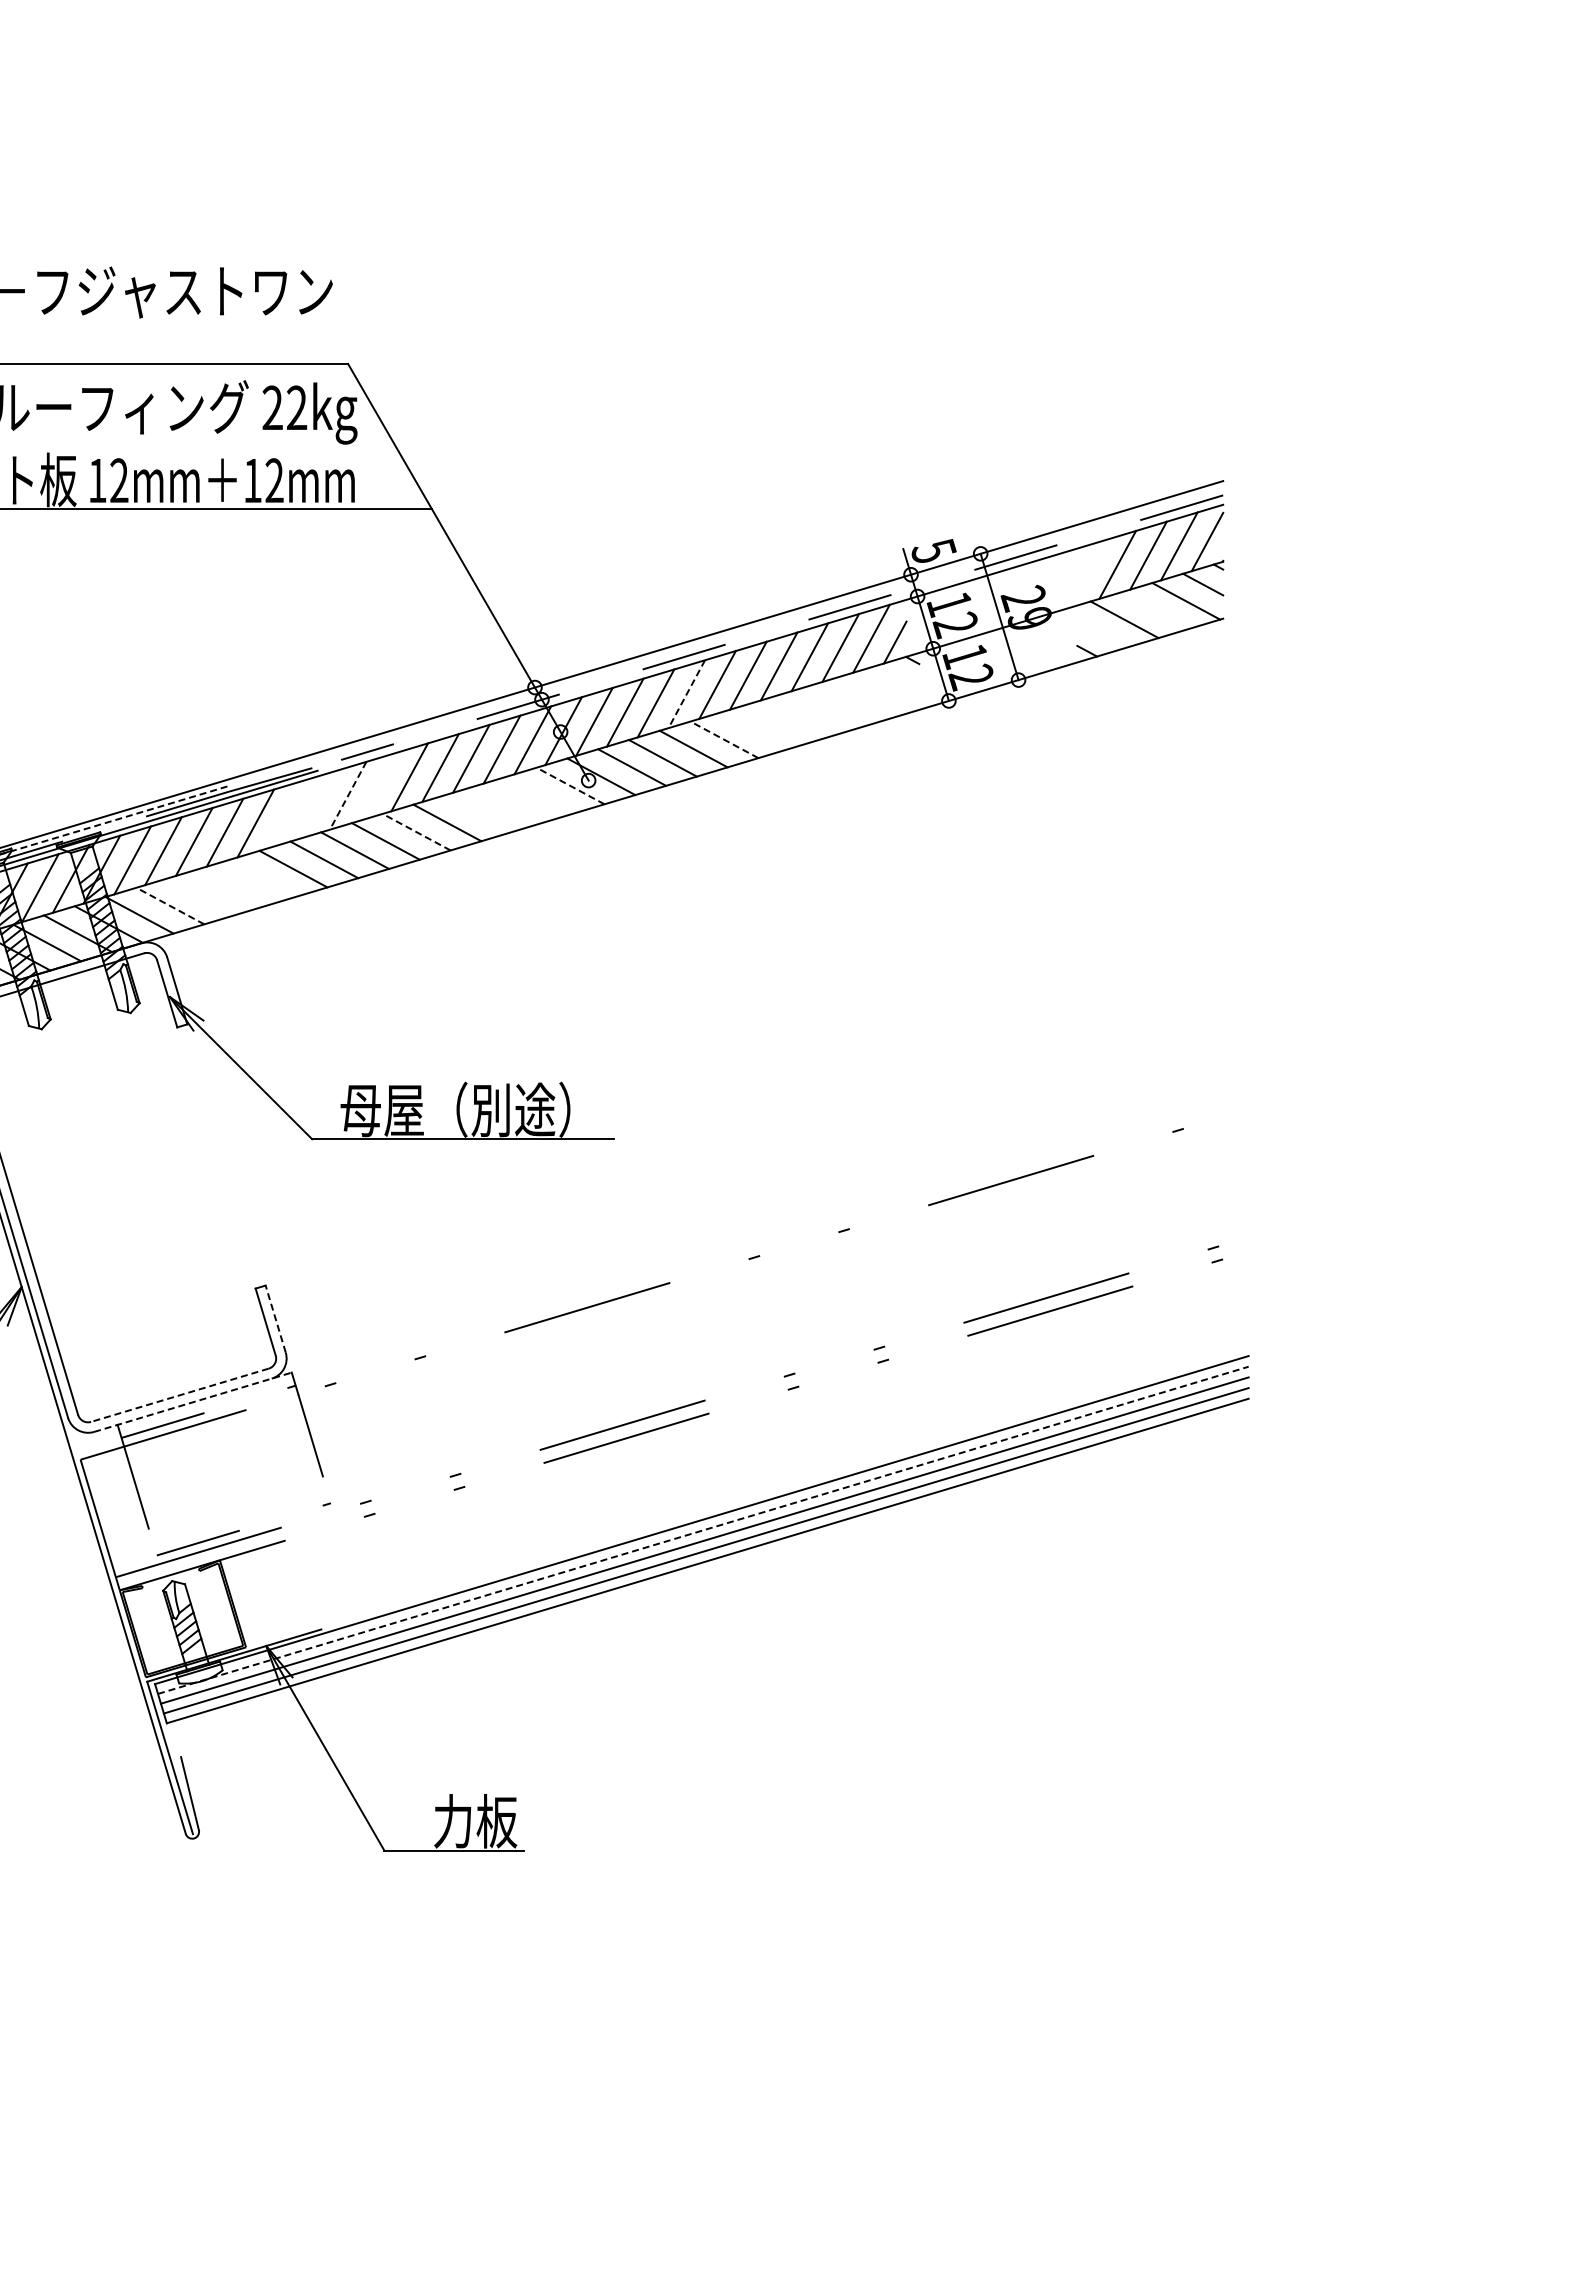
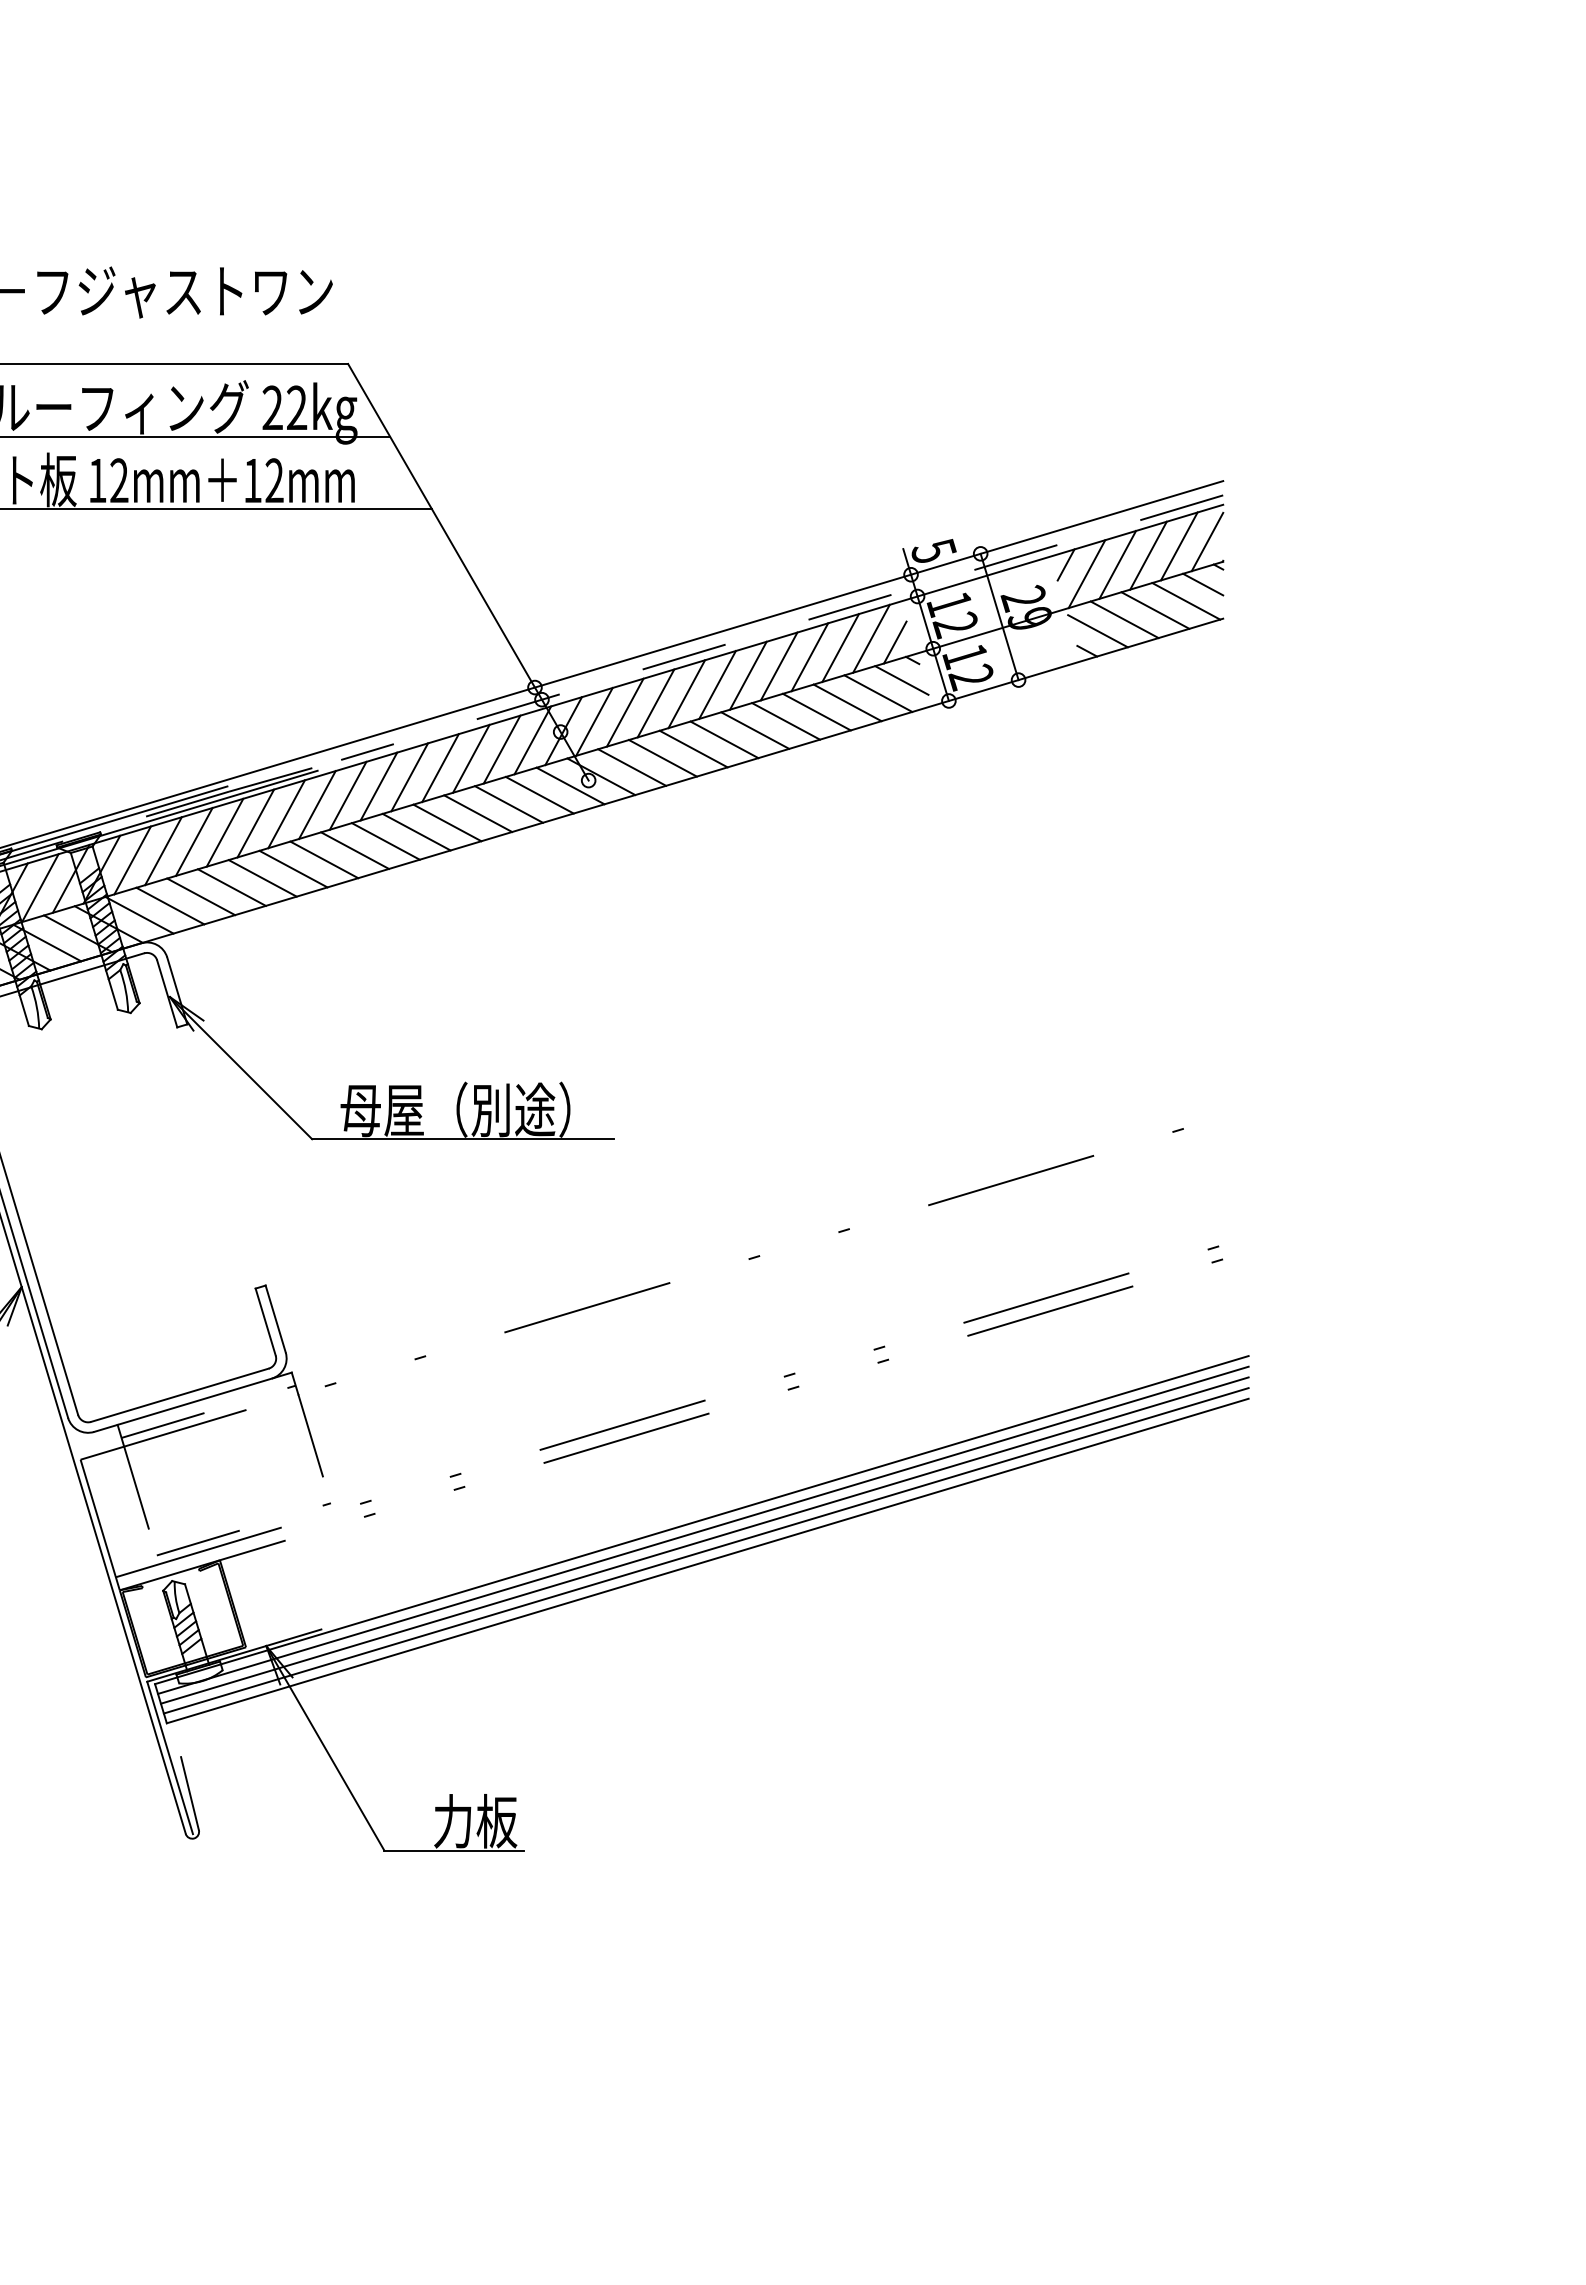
line: none -> present (196, 436)
line: none -> present (1065, 564)
line: none -> present (1086, 574)
line: none -> present (1155, 610)
line: none -> present (1097, 631)
line: none -> present (901, 680)
line: none -> present (878, 693)
line: dashed -> solid (686, 694)
line: none -> present (847, 702)
line: none -> present (816, 711)
line: none -> present (786, 721)
line: none -> present (755, 730)
line: dashed -> solid (724, 739)
line: none -> present (378, 786)
line: dashed -> solid (570, 786)
line: none -> present (539, 794)
line: dashed -> solid (348, 795)
line: none -> present (508, 804)
line: none -> present (317, 805)
line: none -> present (478, 813)
line: none -> present (286, 814)
line: dashed -> solid (113, 820)
line: dashed -> solid (416, 832)
line: none -> present (262, 878)
line: none -> present (231, 887)
line: none -> present (201, 896)
line: dashed -> solid (170, 906)
line: dashed -> solid (275, 1318)
line: dashed -> solid (179, 1395)
line: dashed -> solid (193, 1402)
line: dashed -> solid (703, 1530)
